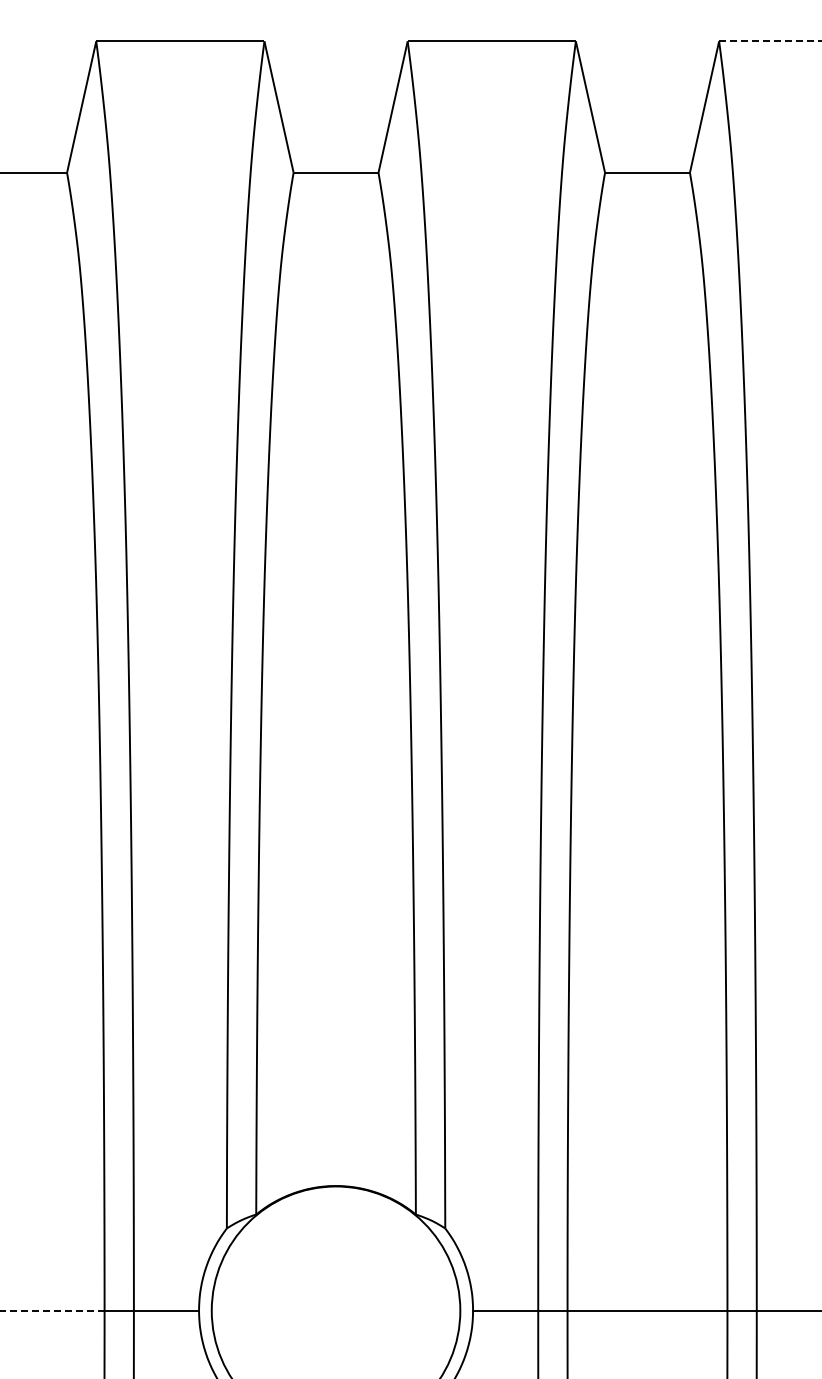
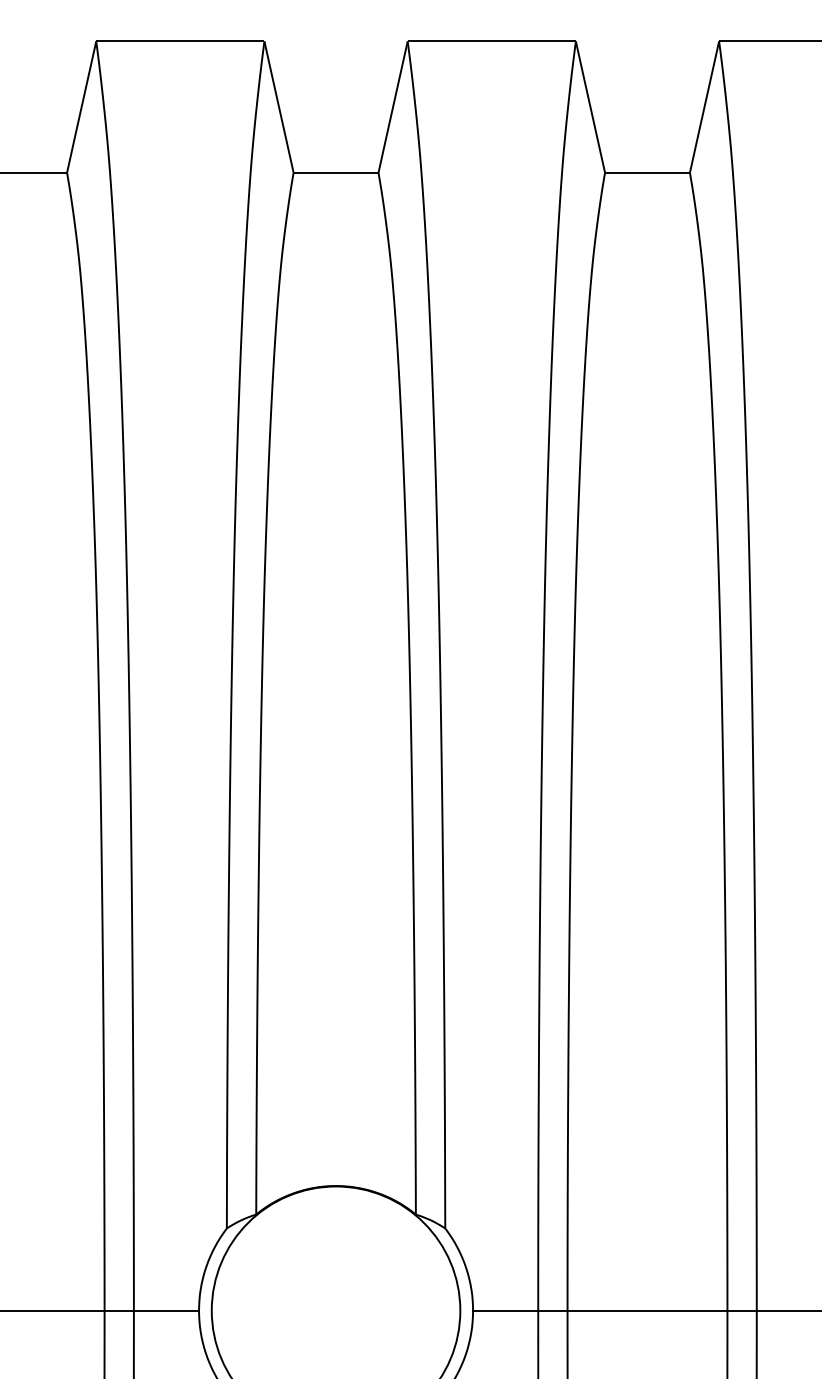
line: dashed -> solid (770, 41)
line: dashed -> solid (52, 1310)
